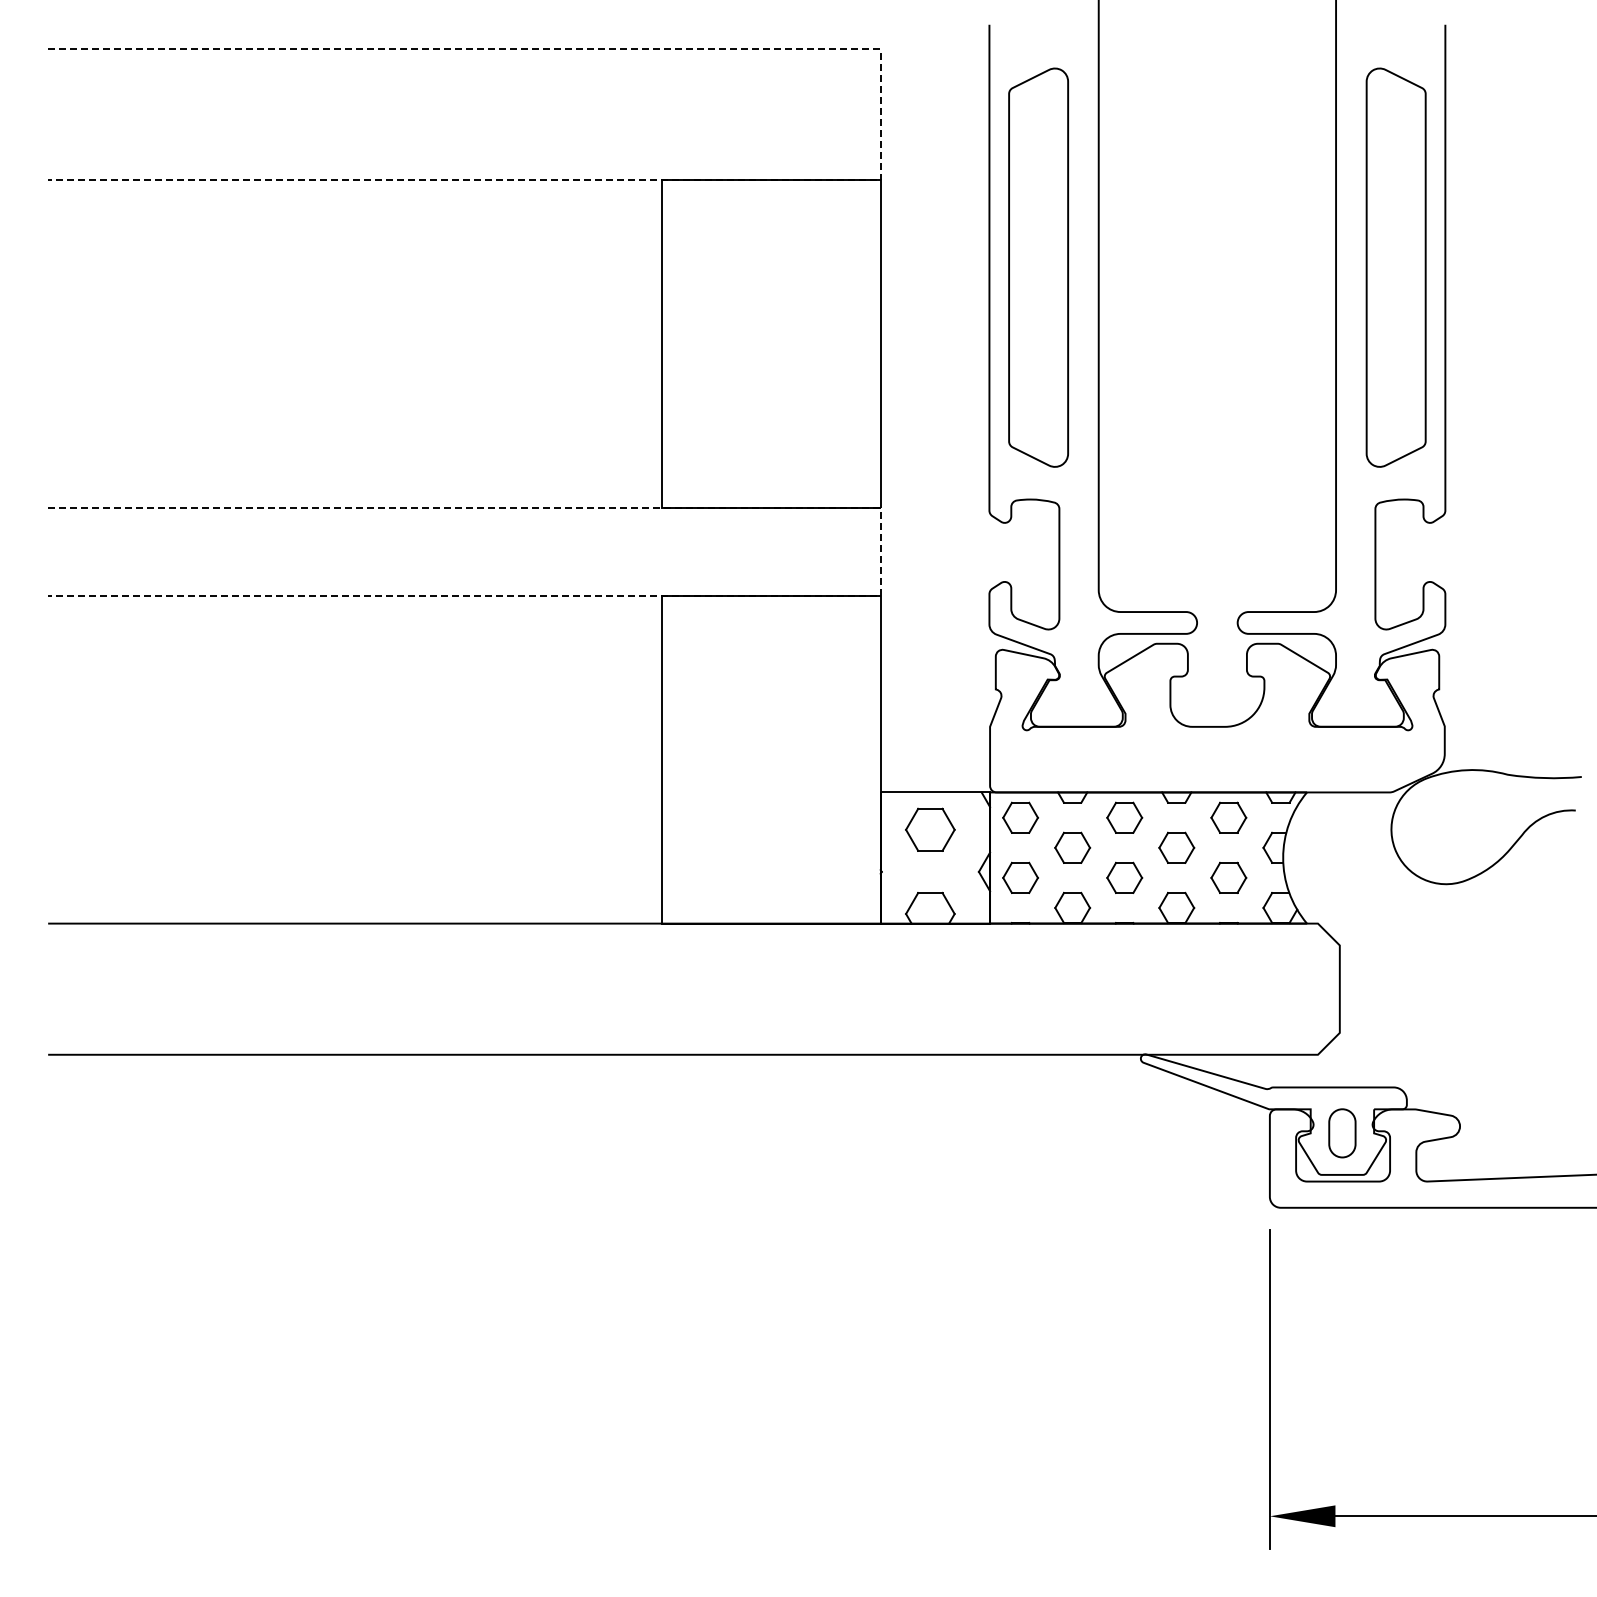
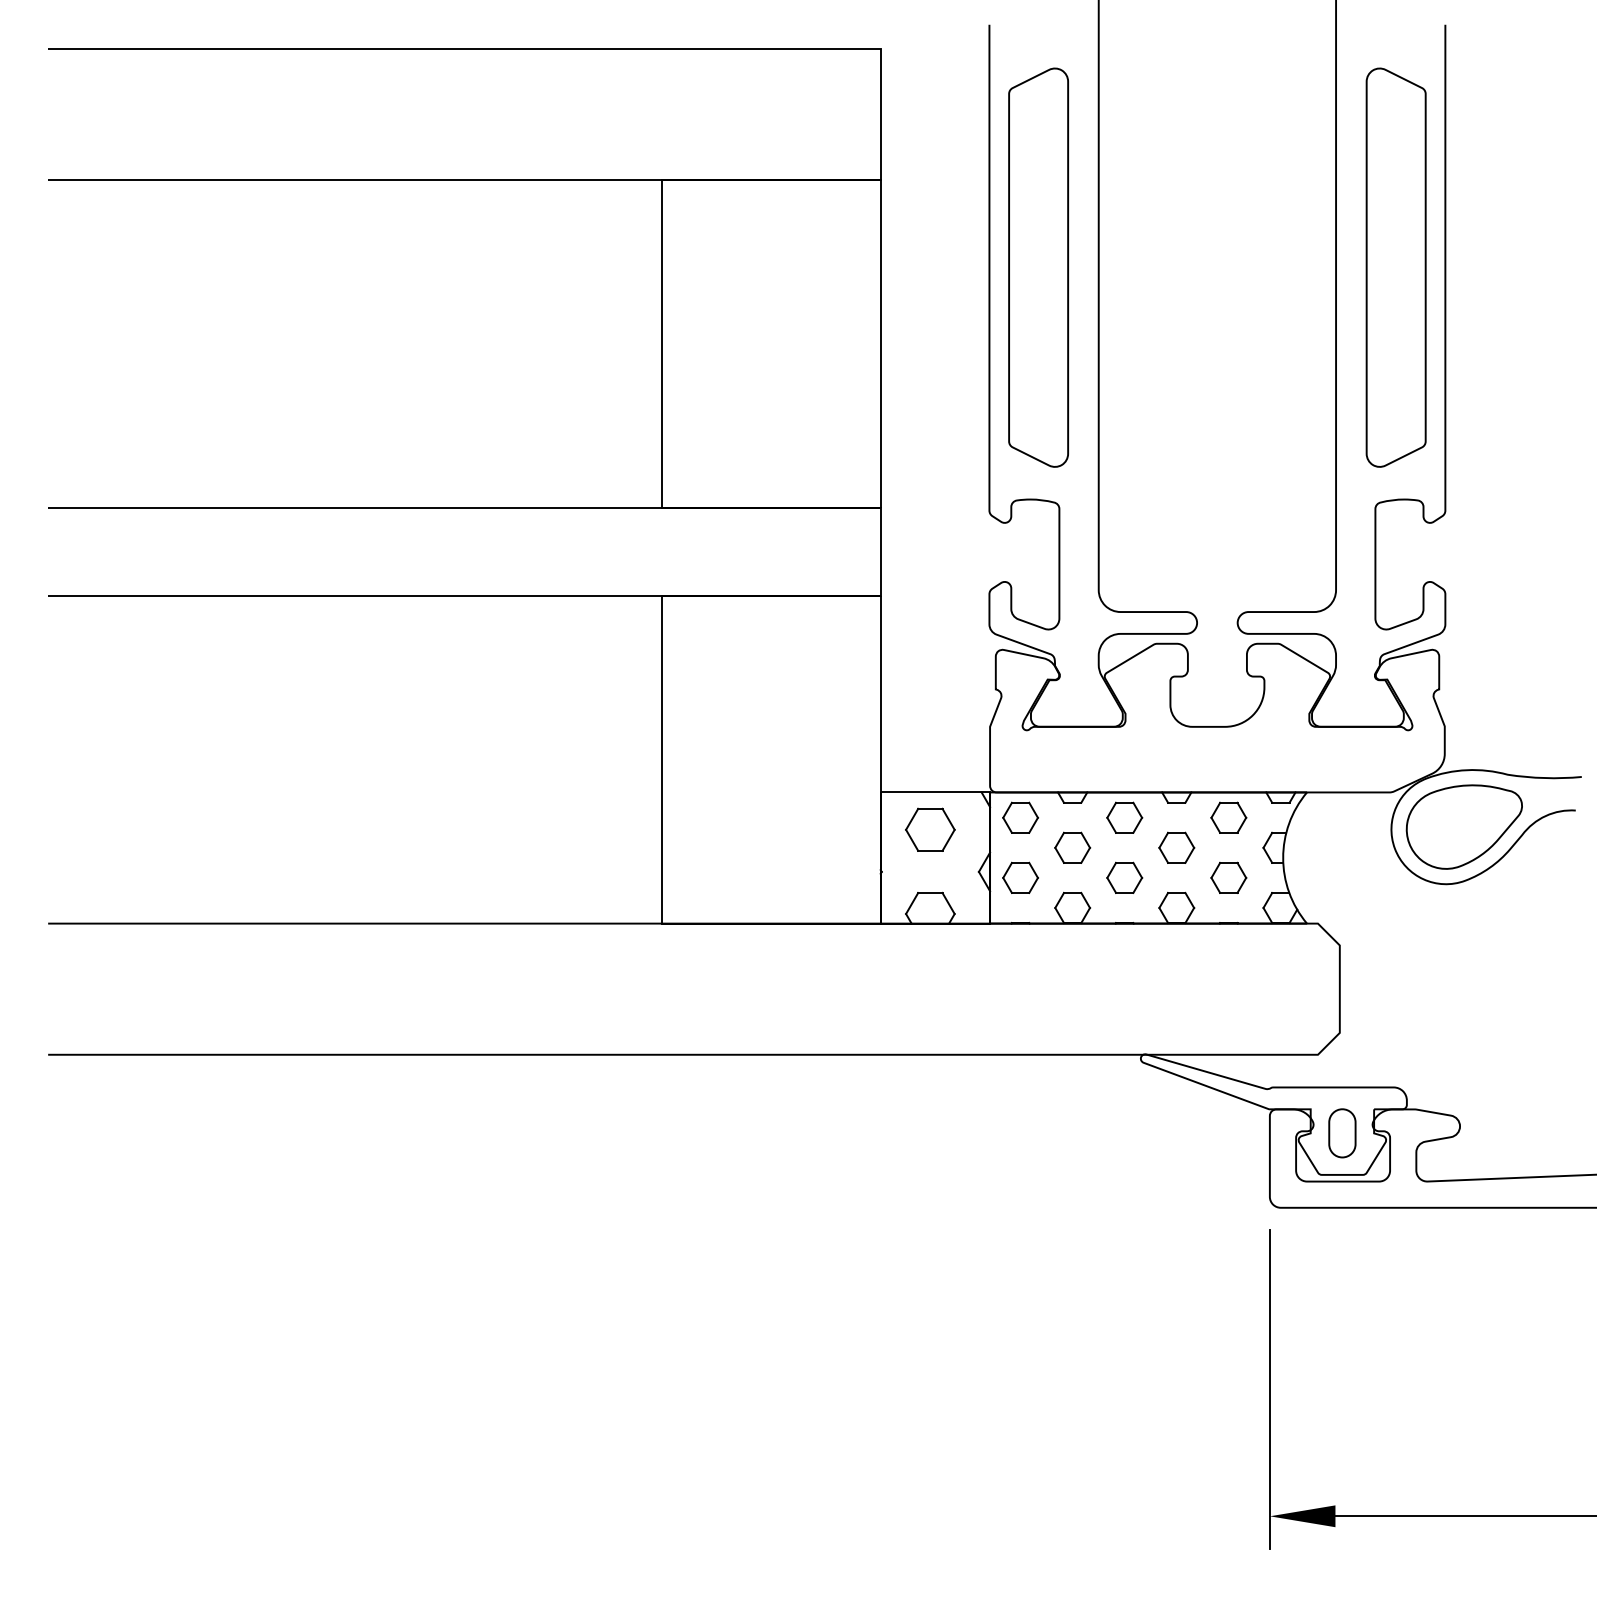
line: dashed -> solid (880, 114)
line: dashed -> solid (880, 551)
part: none -> present (1463, 826)
